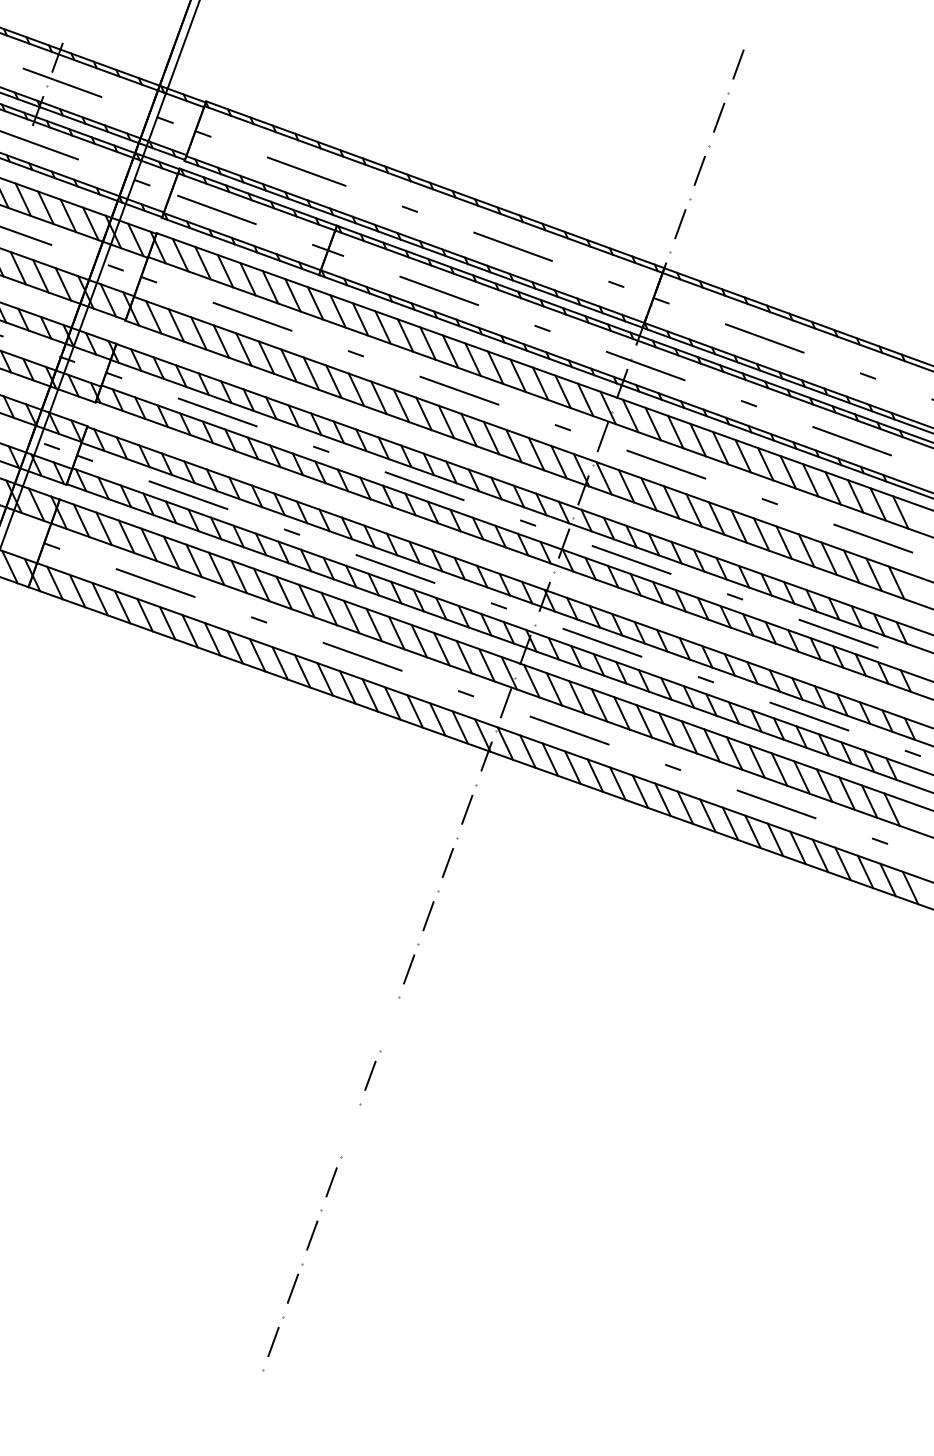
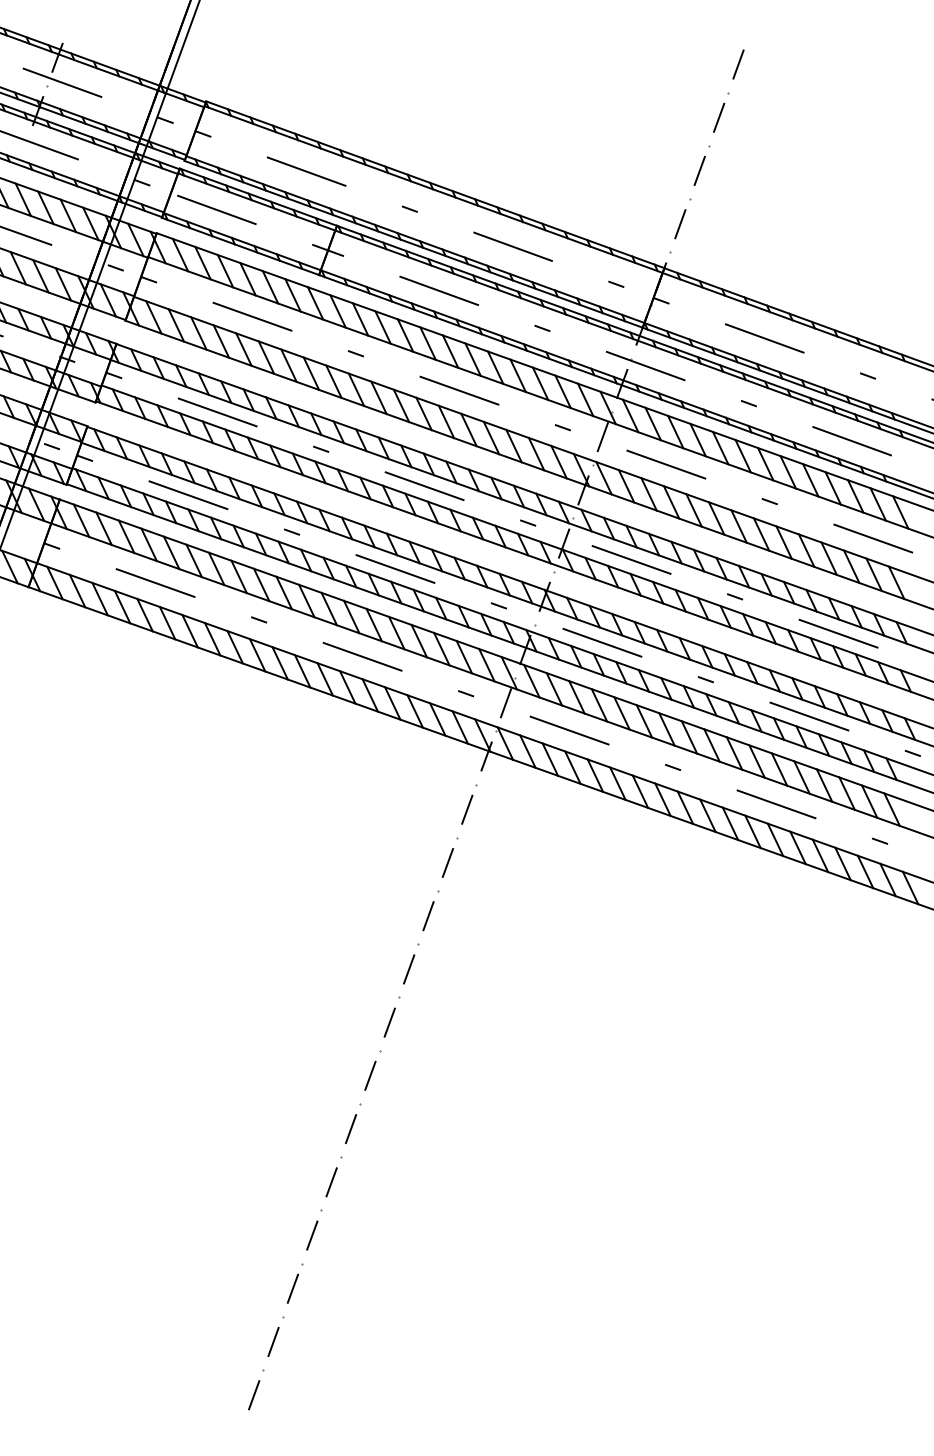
line: none -> present (389, 1022)
line: none -> present (350, 1129)
line: none -> present (254, 1395)
